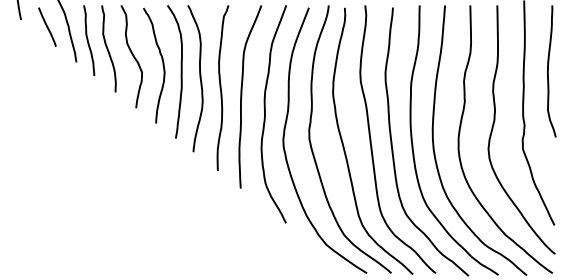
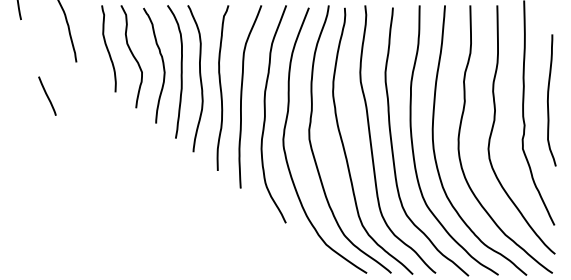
line position: (47, 26) -> (47, 95) (47, 95)
curve: present -> none (88, 40)
curve position: (548, 71) -> (548, 100) (548, 100)
